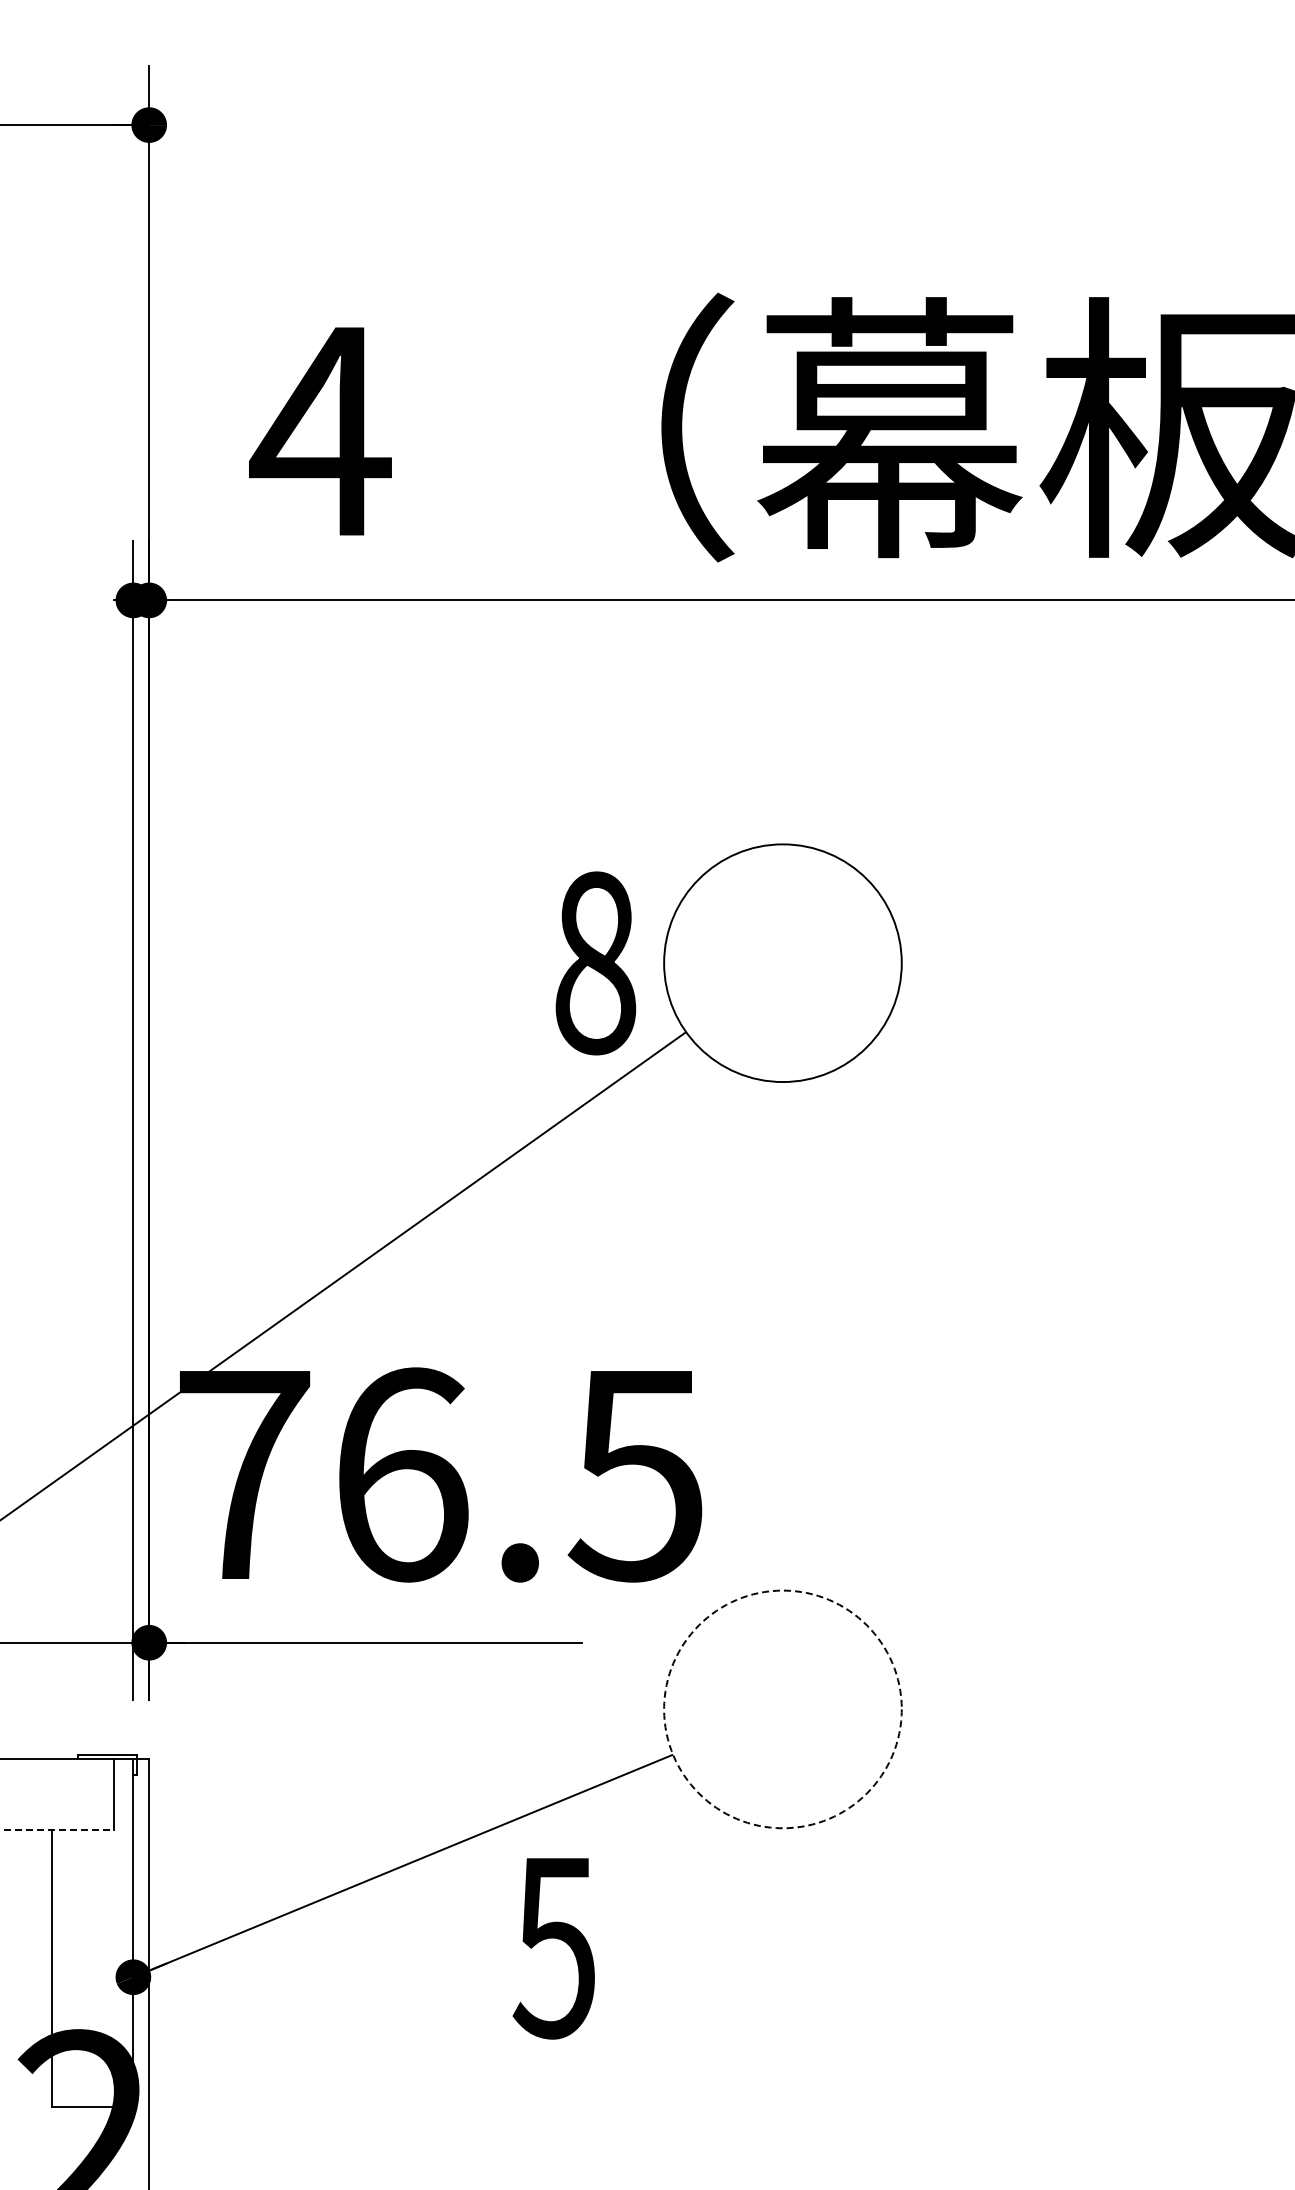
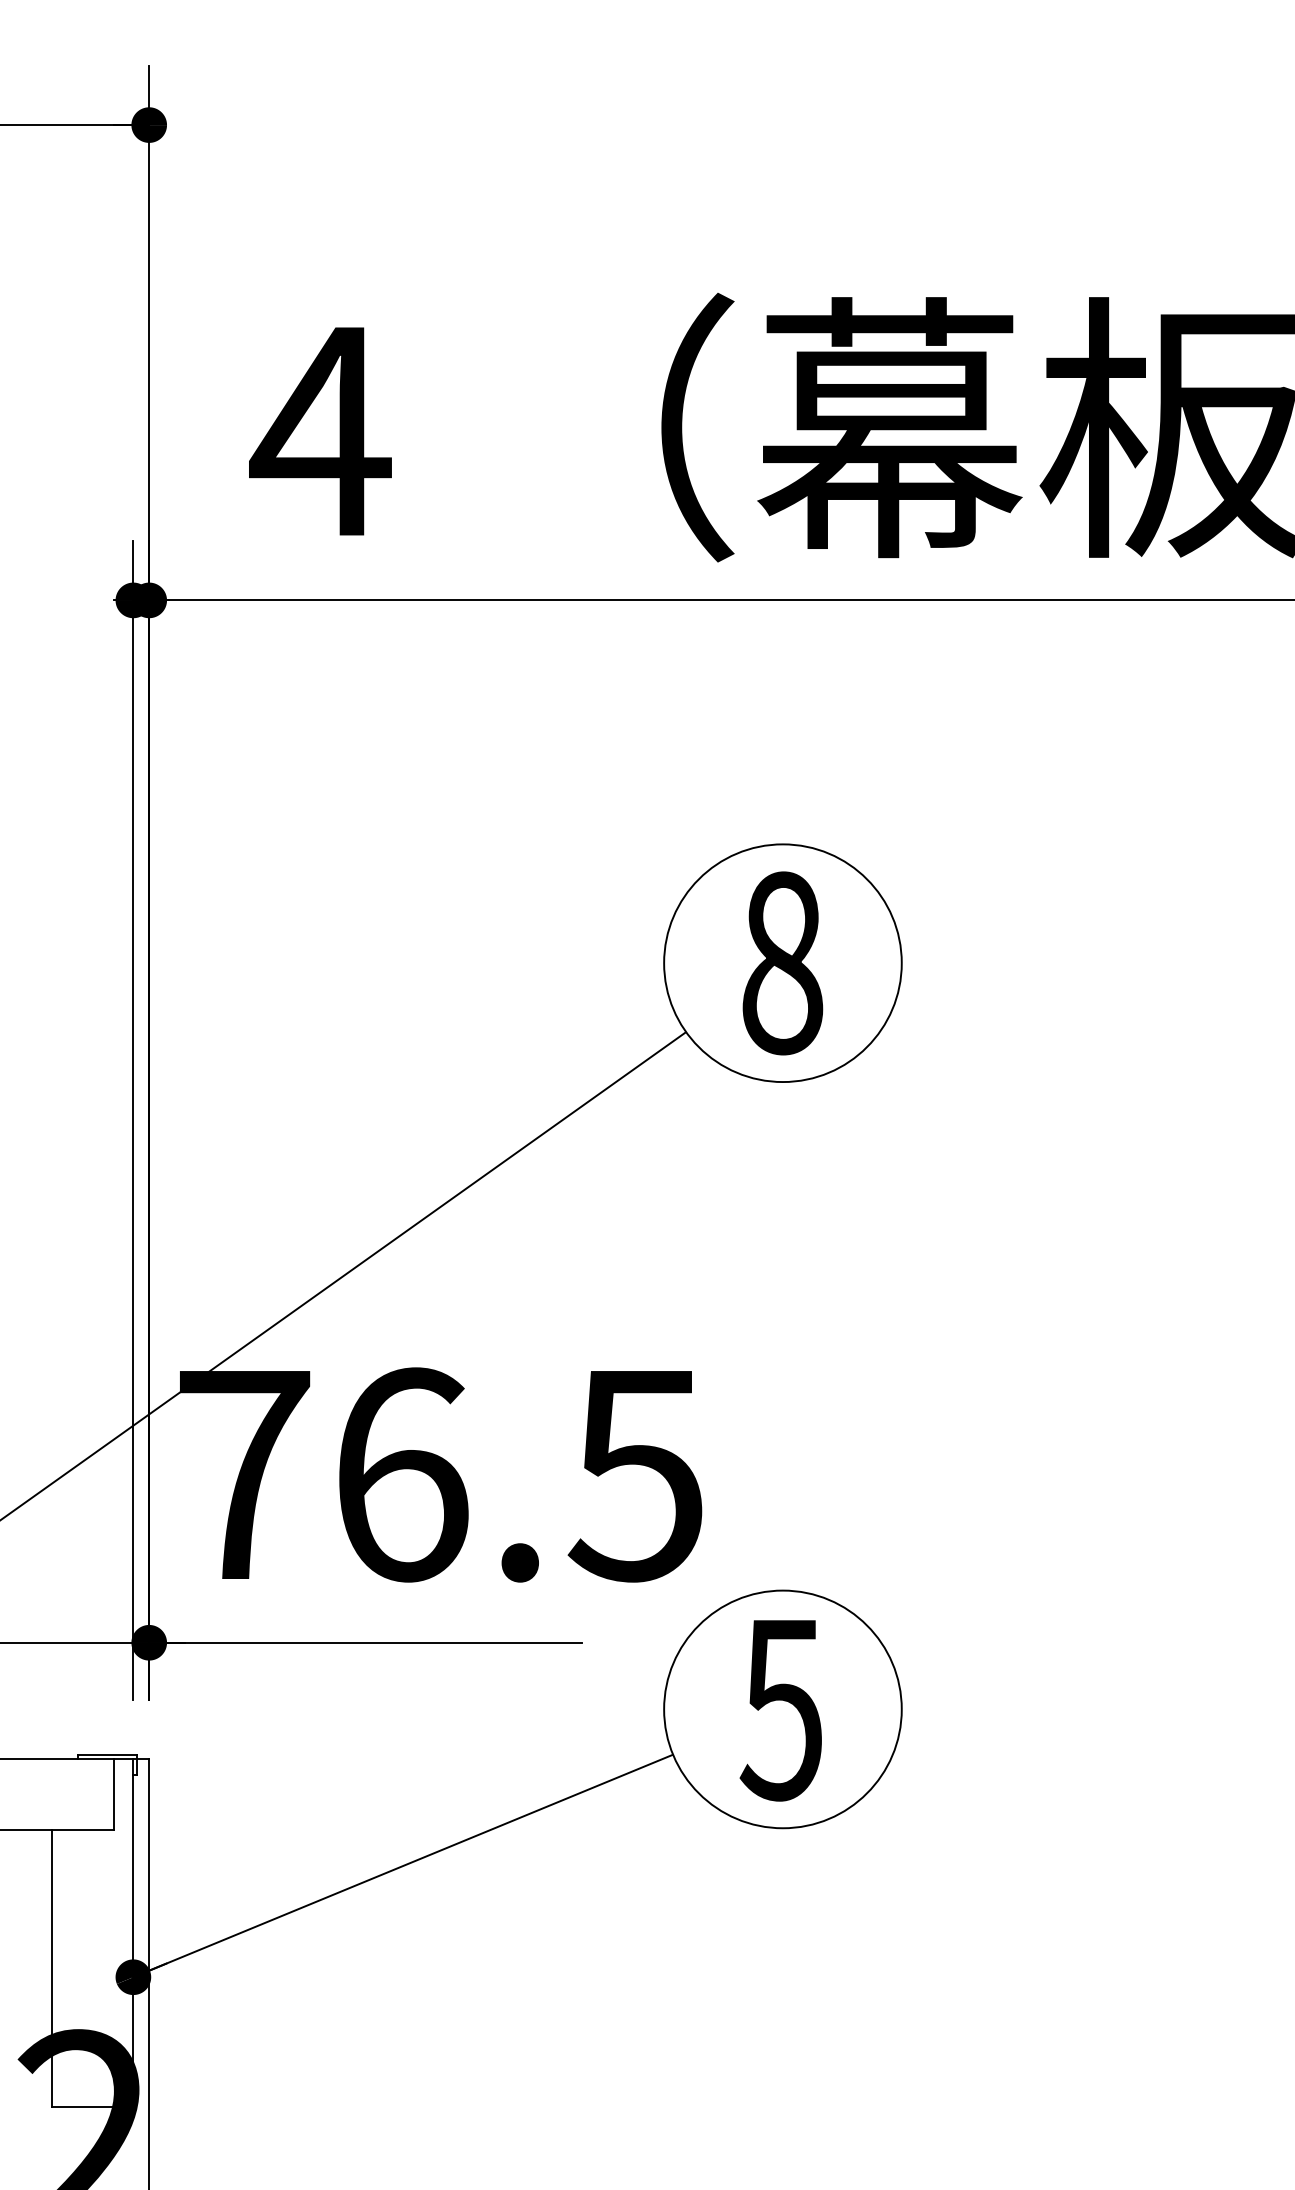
text position: (595, 963) -> (782, 963) (782, 963)
circle: dashed -> solid (782, 1709)
line: dashed -> solid (57, 1830)
text position: (553, 1948) -> (780, 1710) (780, 1710)
